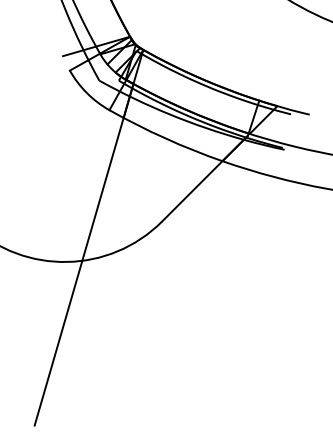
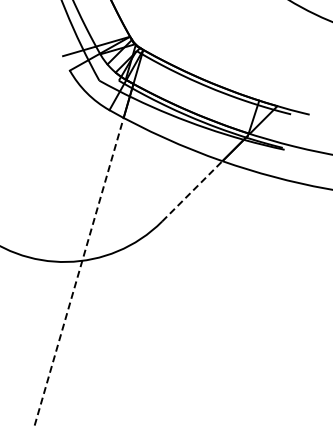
line: solid -> dashed (192, 191)
line: solid -> dashed (79, 271)
